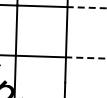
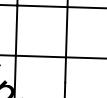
line: dashed -> solid (87, 7)
line: dashed -> solid (85, 57)
